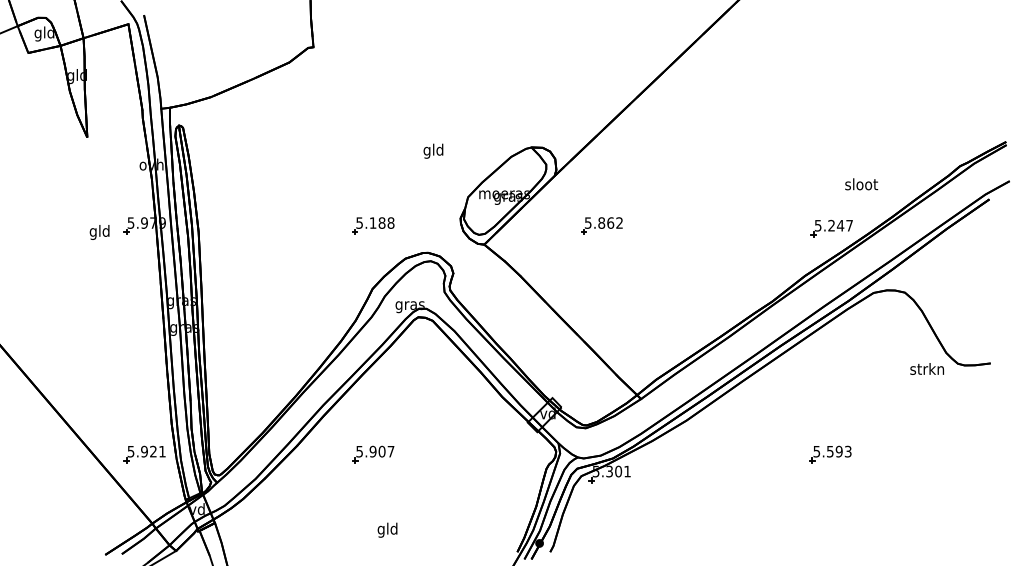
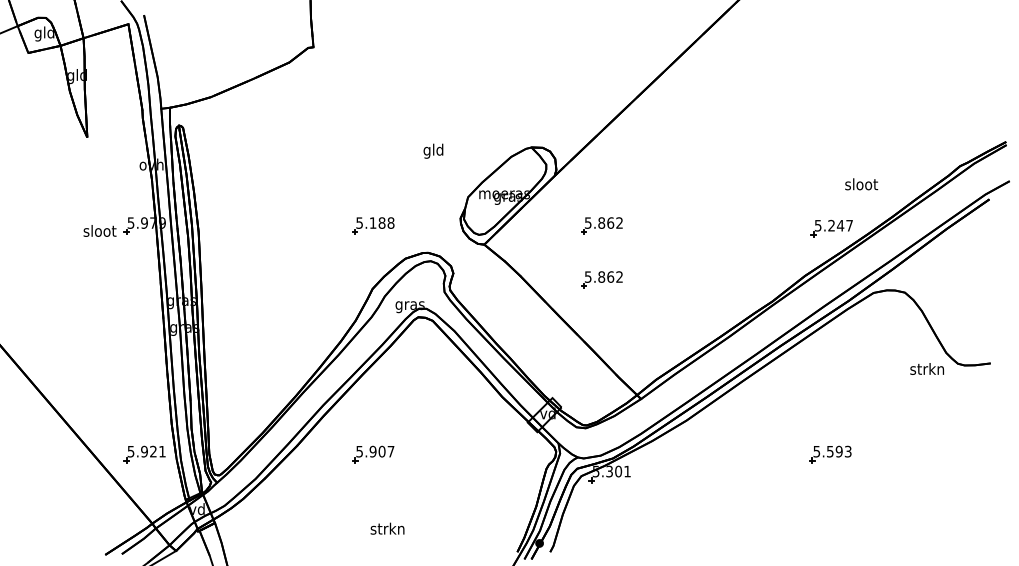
text: gld -> sloot (99, 232)
part: none -> present (601, 279)
text: gld -> strkn (387, 529)
